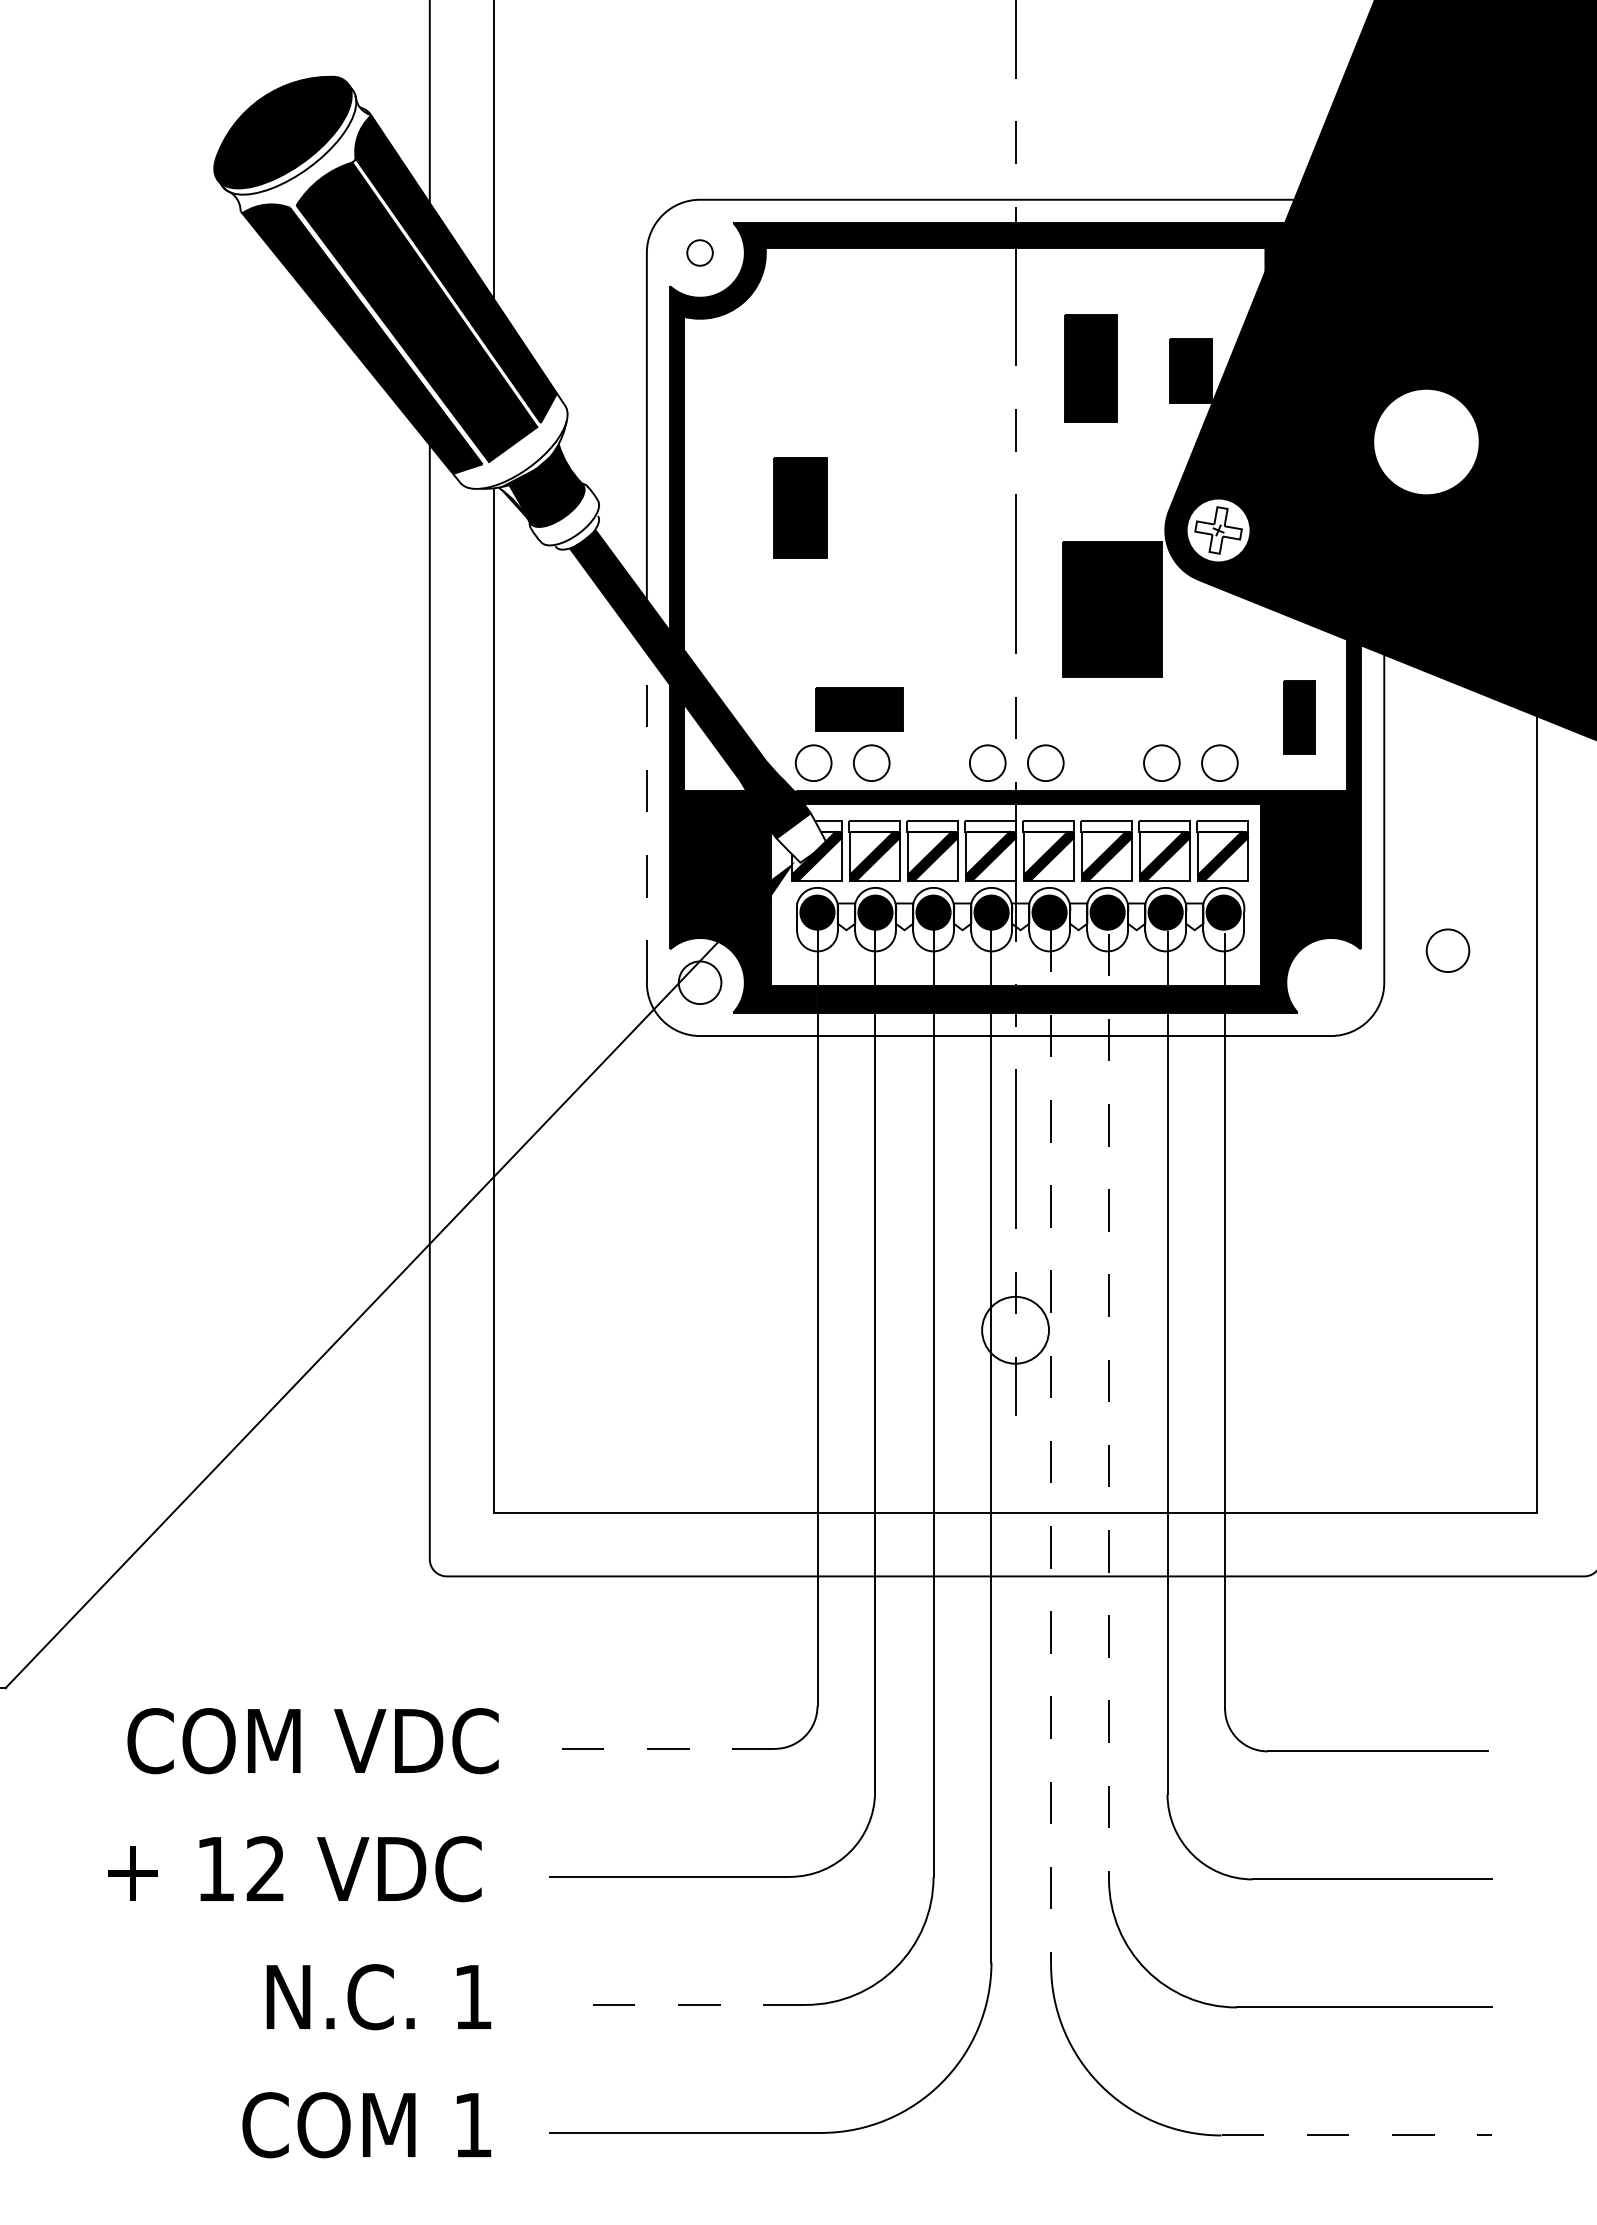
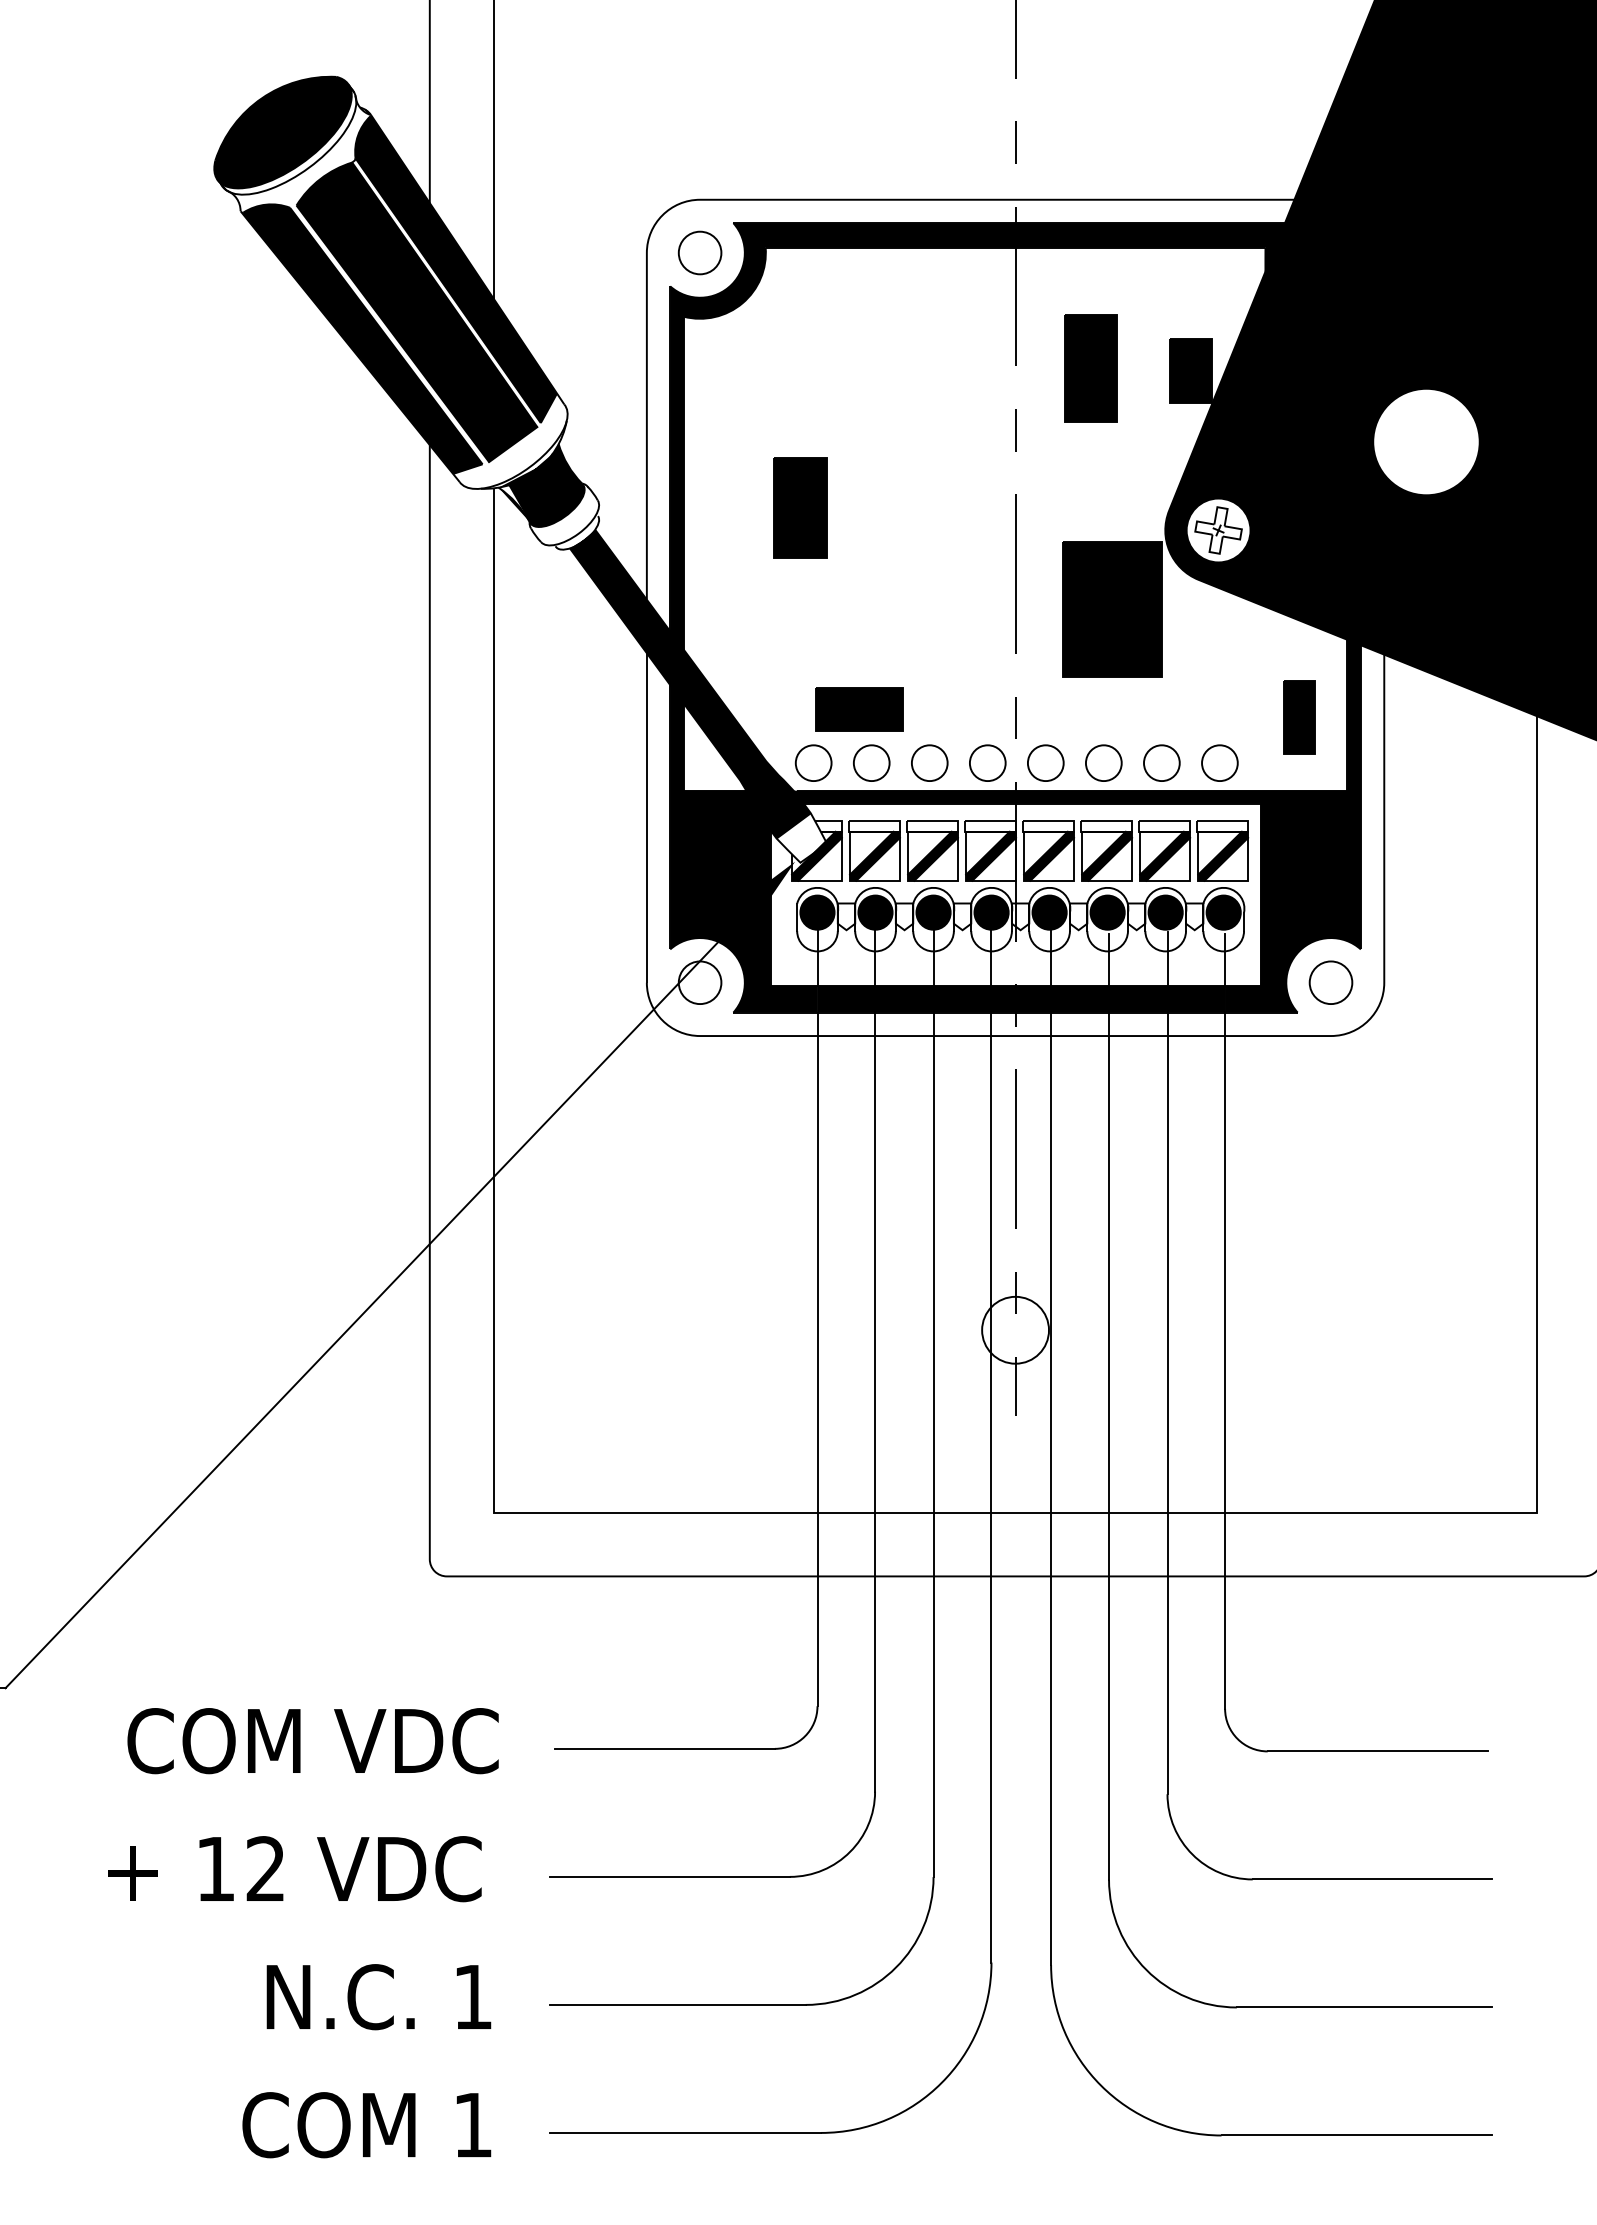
circle size: 28x28 px -> 46x46 px (699, 252)
circle: none -> present (929, 762)
circle: none -> present (1103, 762)
line: dashed -> solid (646, 818)
circle position: (1447, 950) -> (1330, 982) (1330, 982)
line: dashed -> solid (1109, 1407)
line: dashed -> solid (1051, 1447)
line: dashed -> solid (664, 1748)
line: dashed -> solid (678, 2004)
line: dashed -> solid (1357, 2135)
